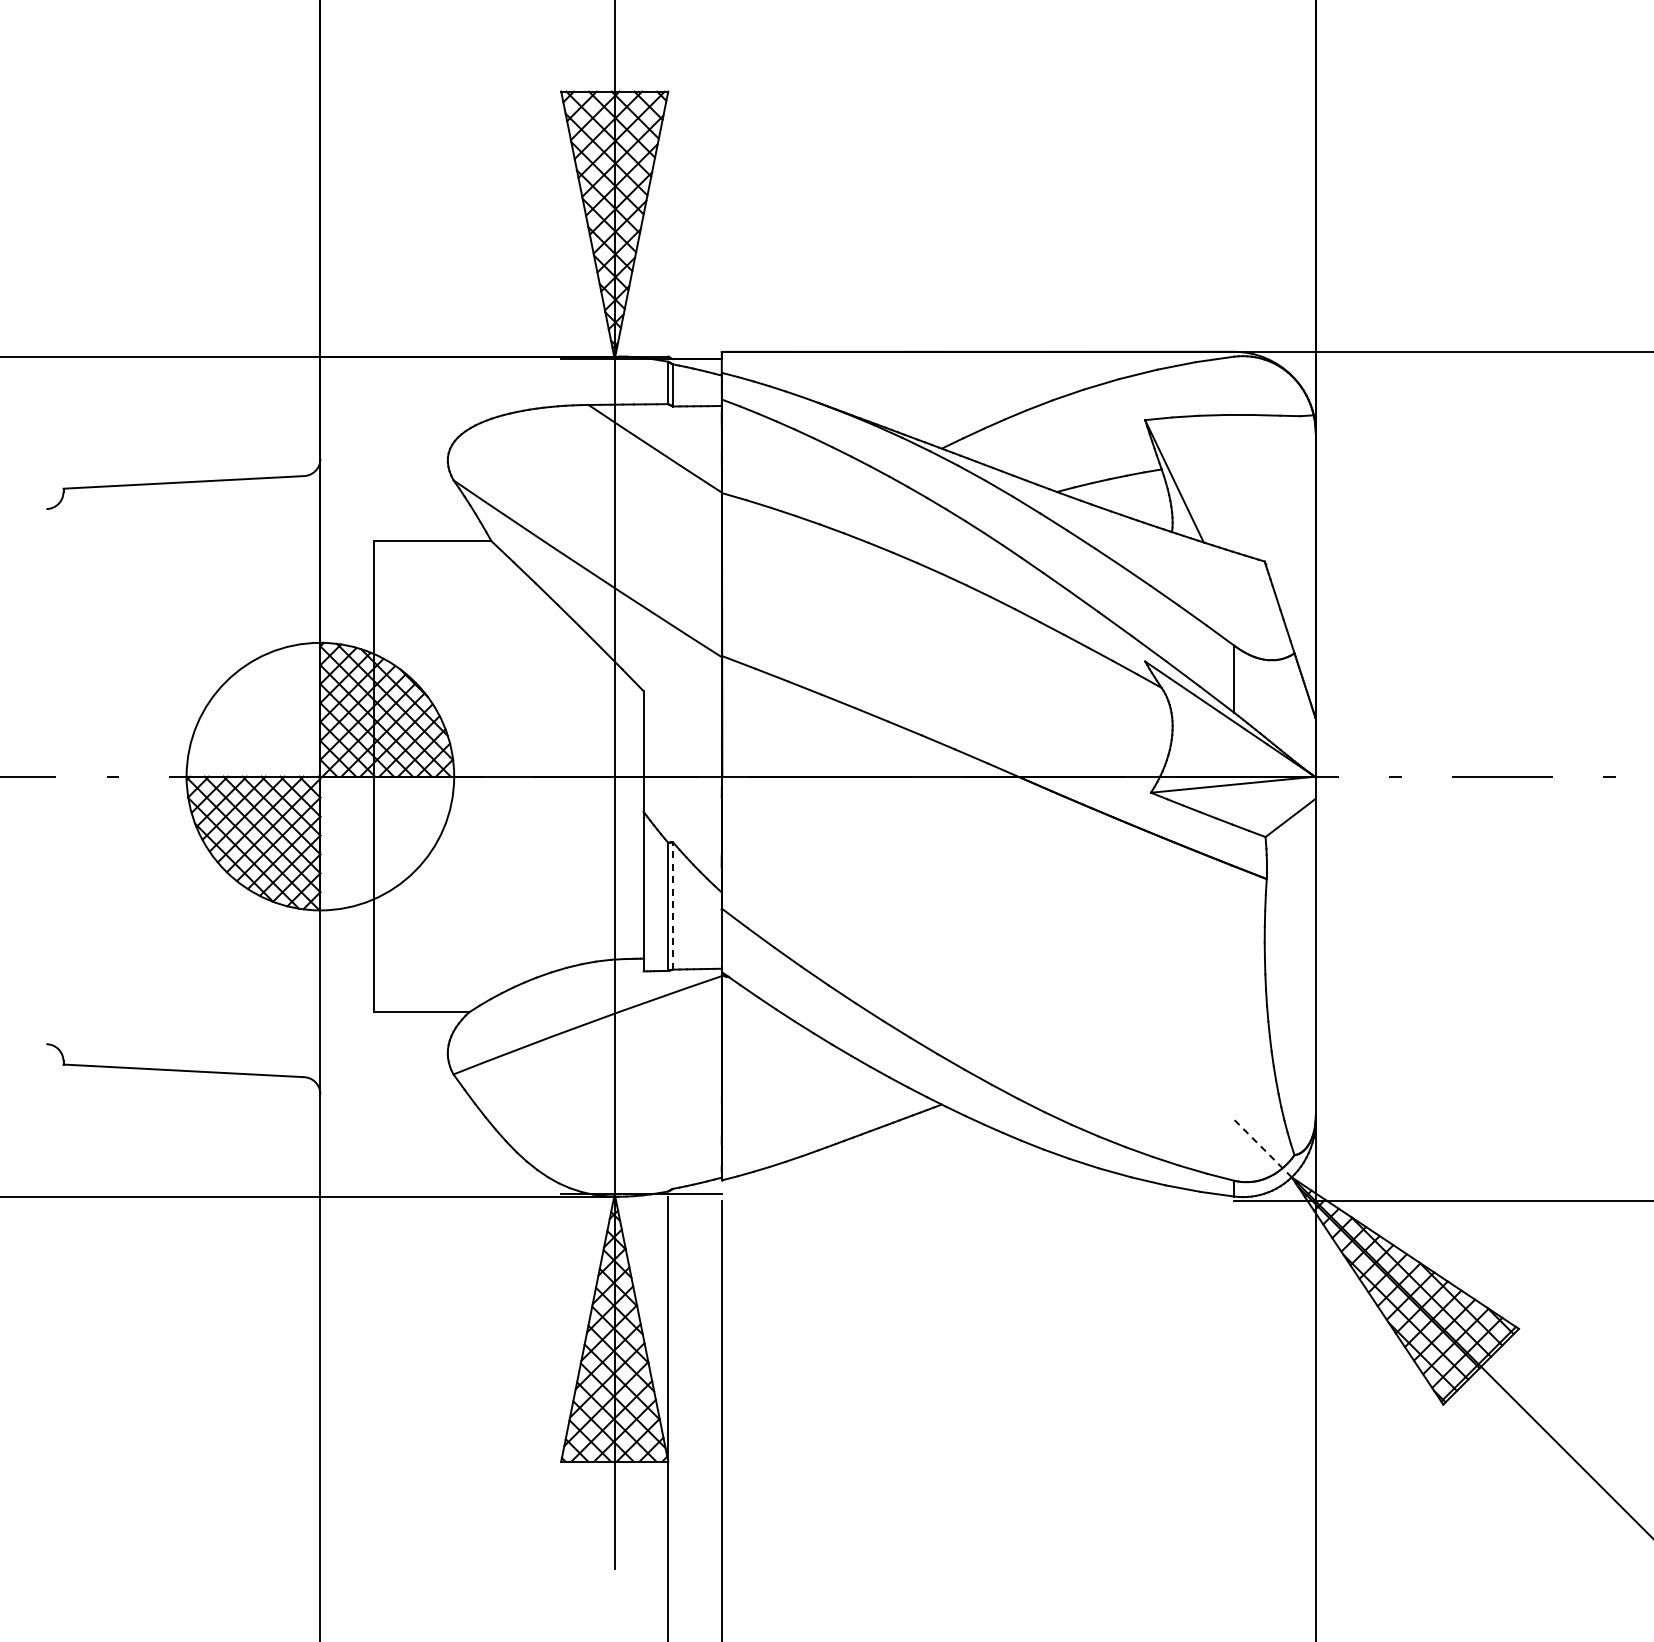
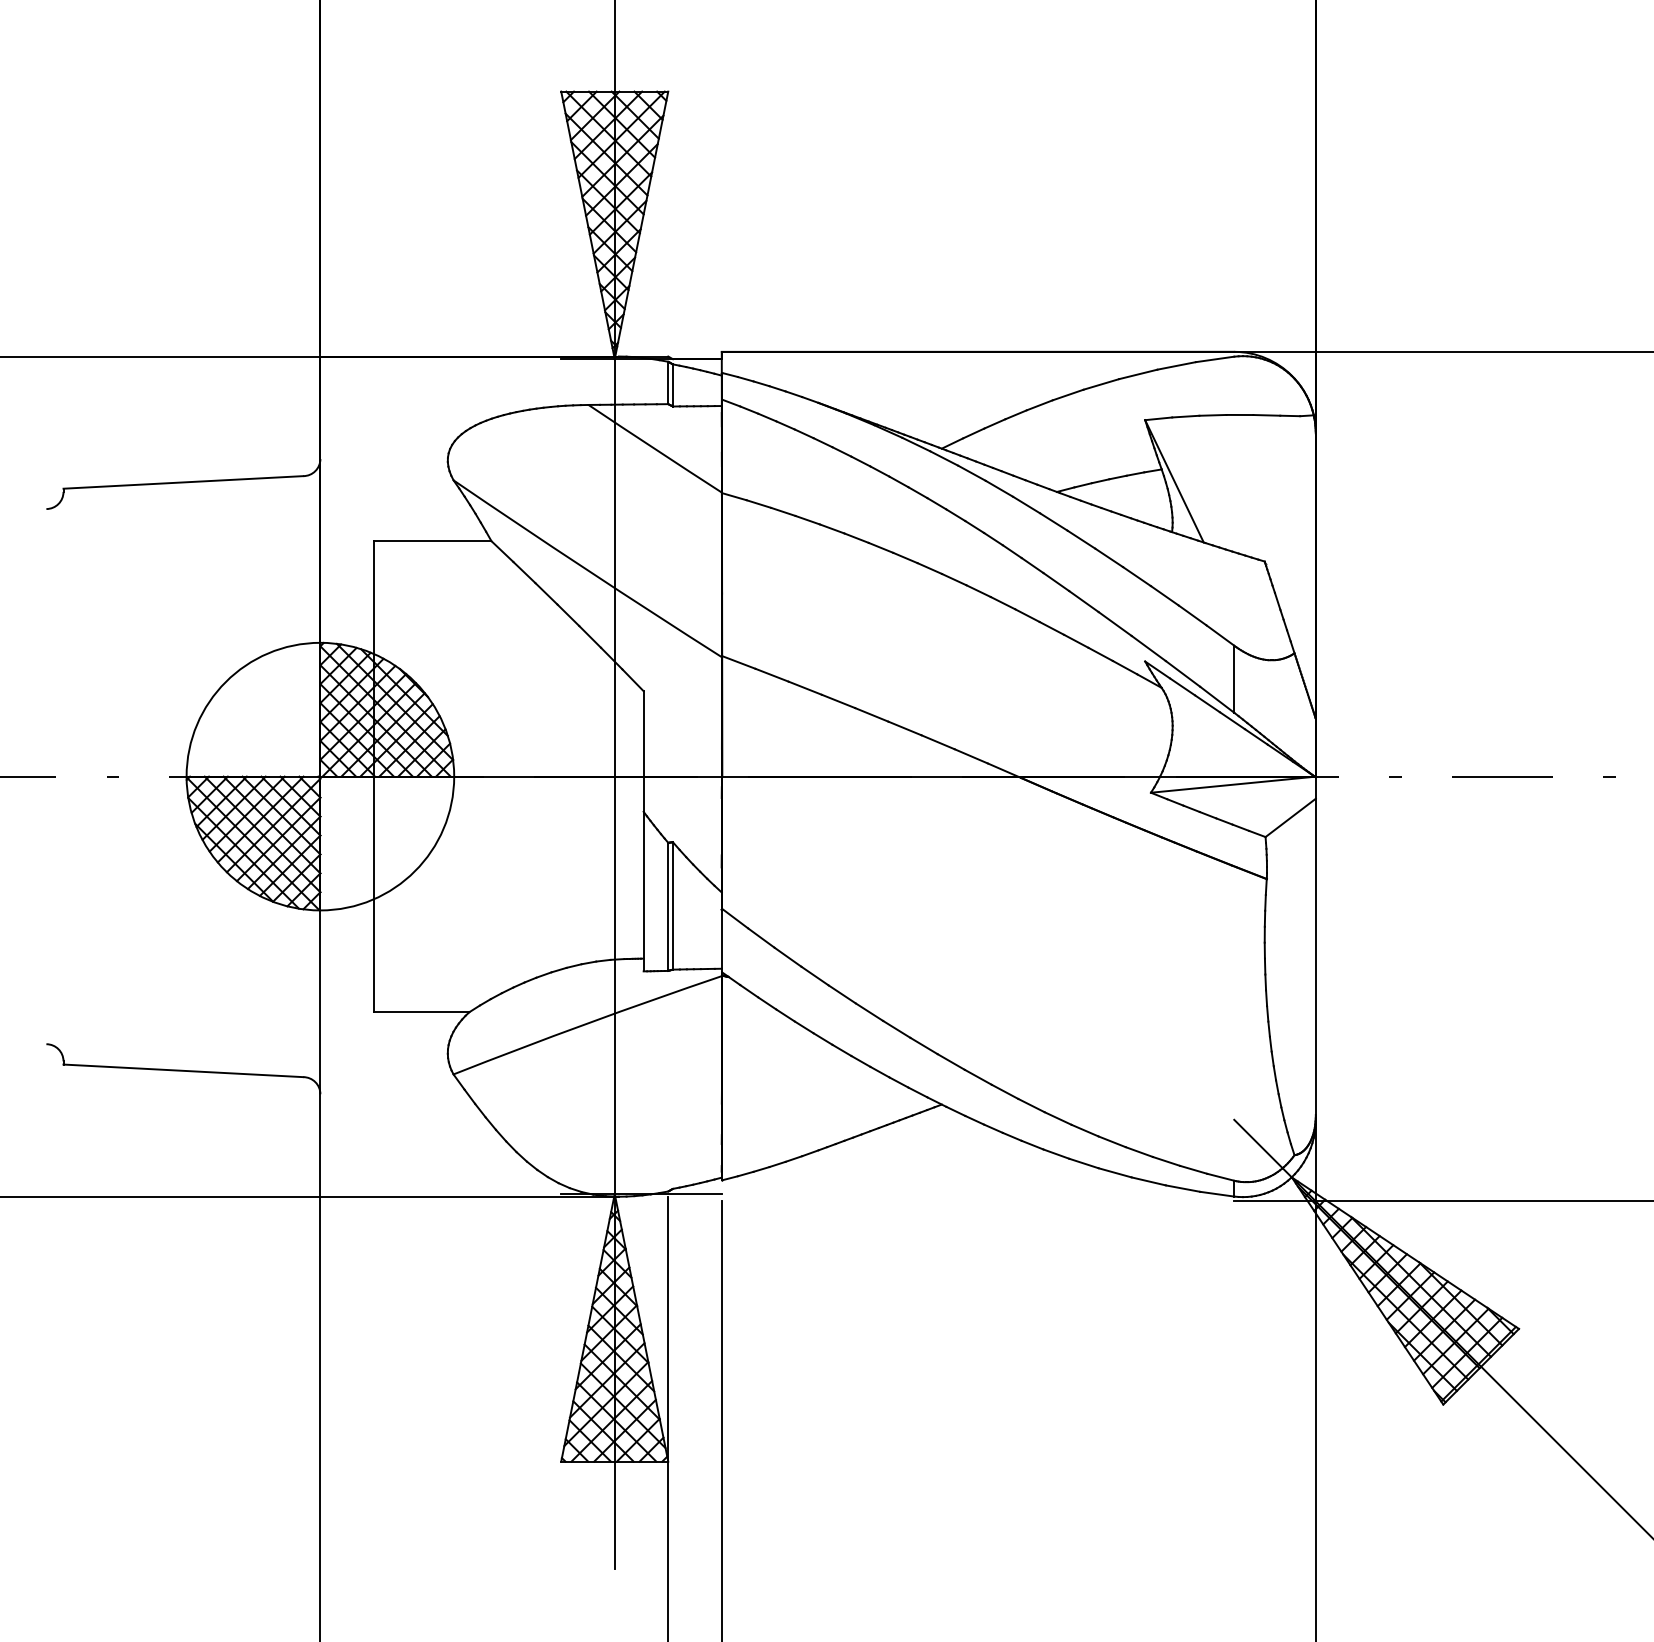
line: dashed -> solid (672, 905)
line: dashed -> solid (1263, 1148)
